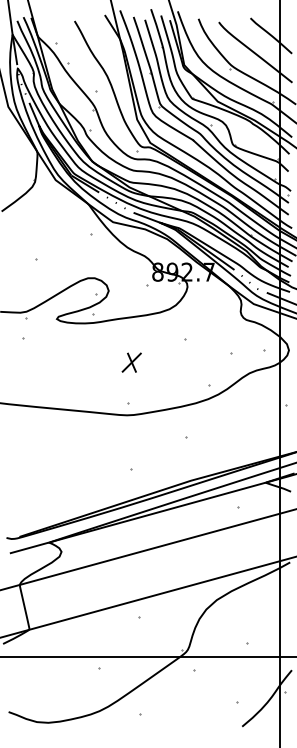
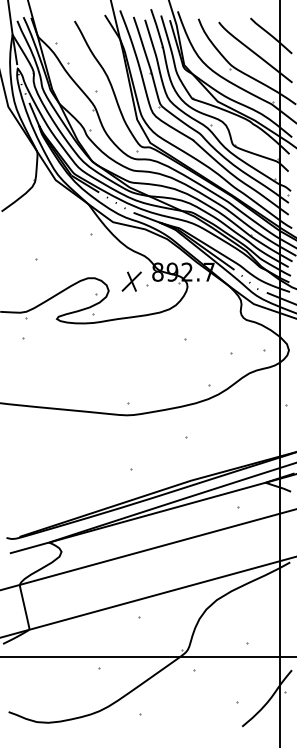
part position: (131, 362) -> (131, 281) (131, 281)
